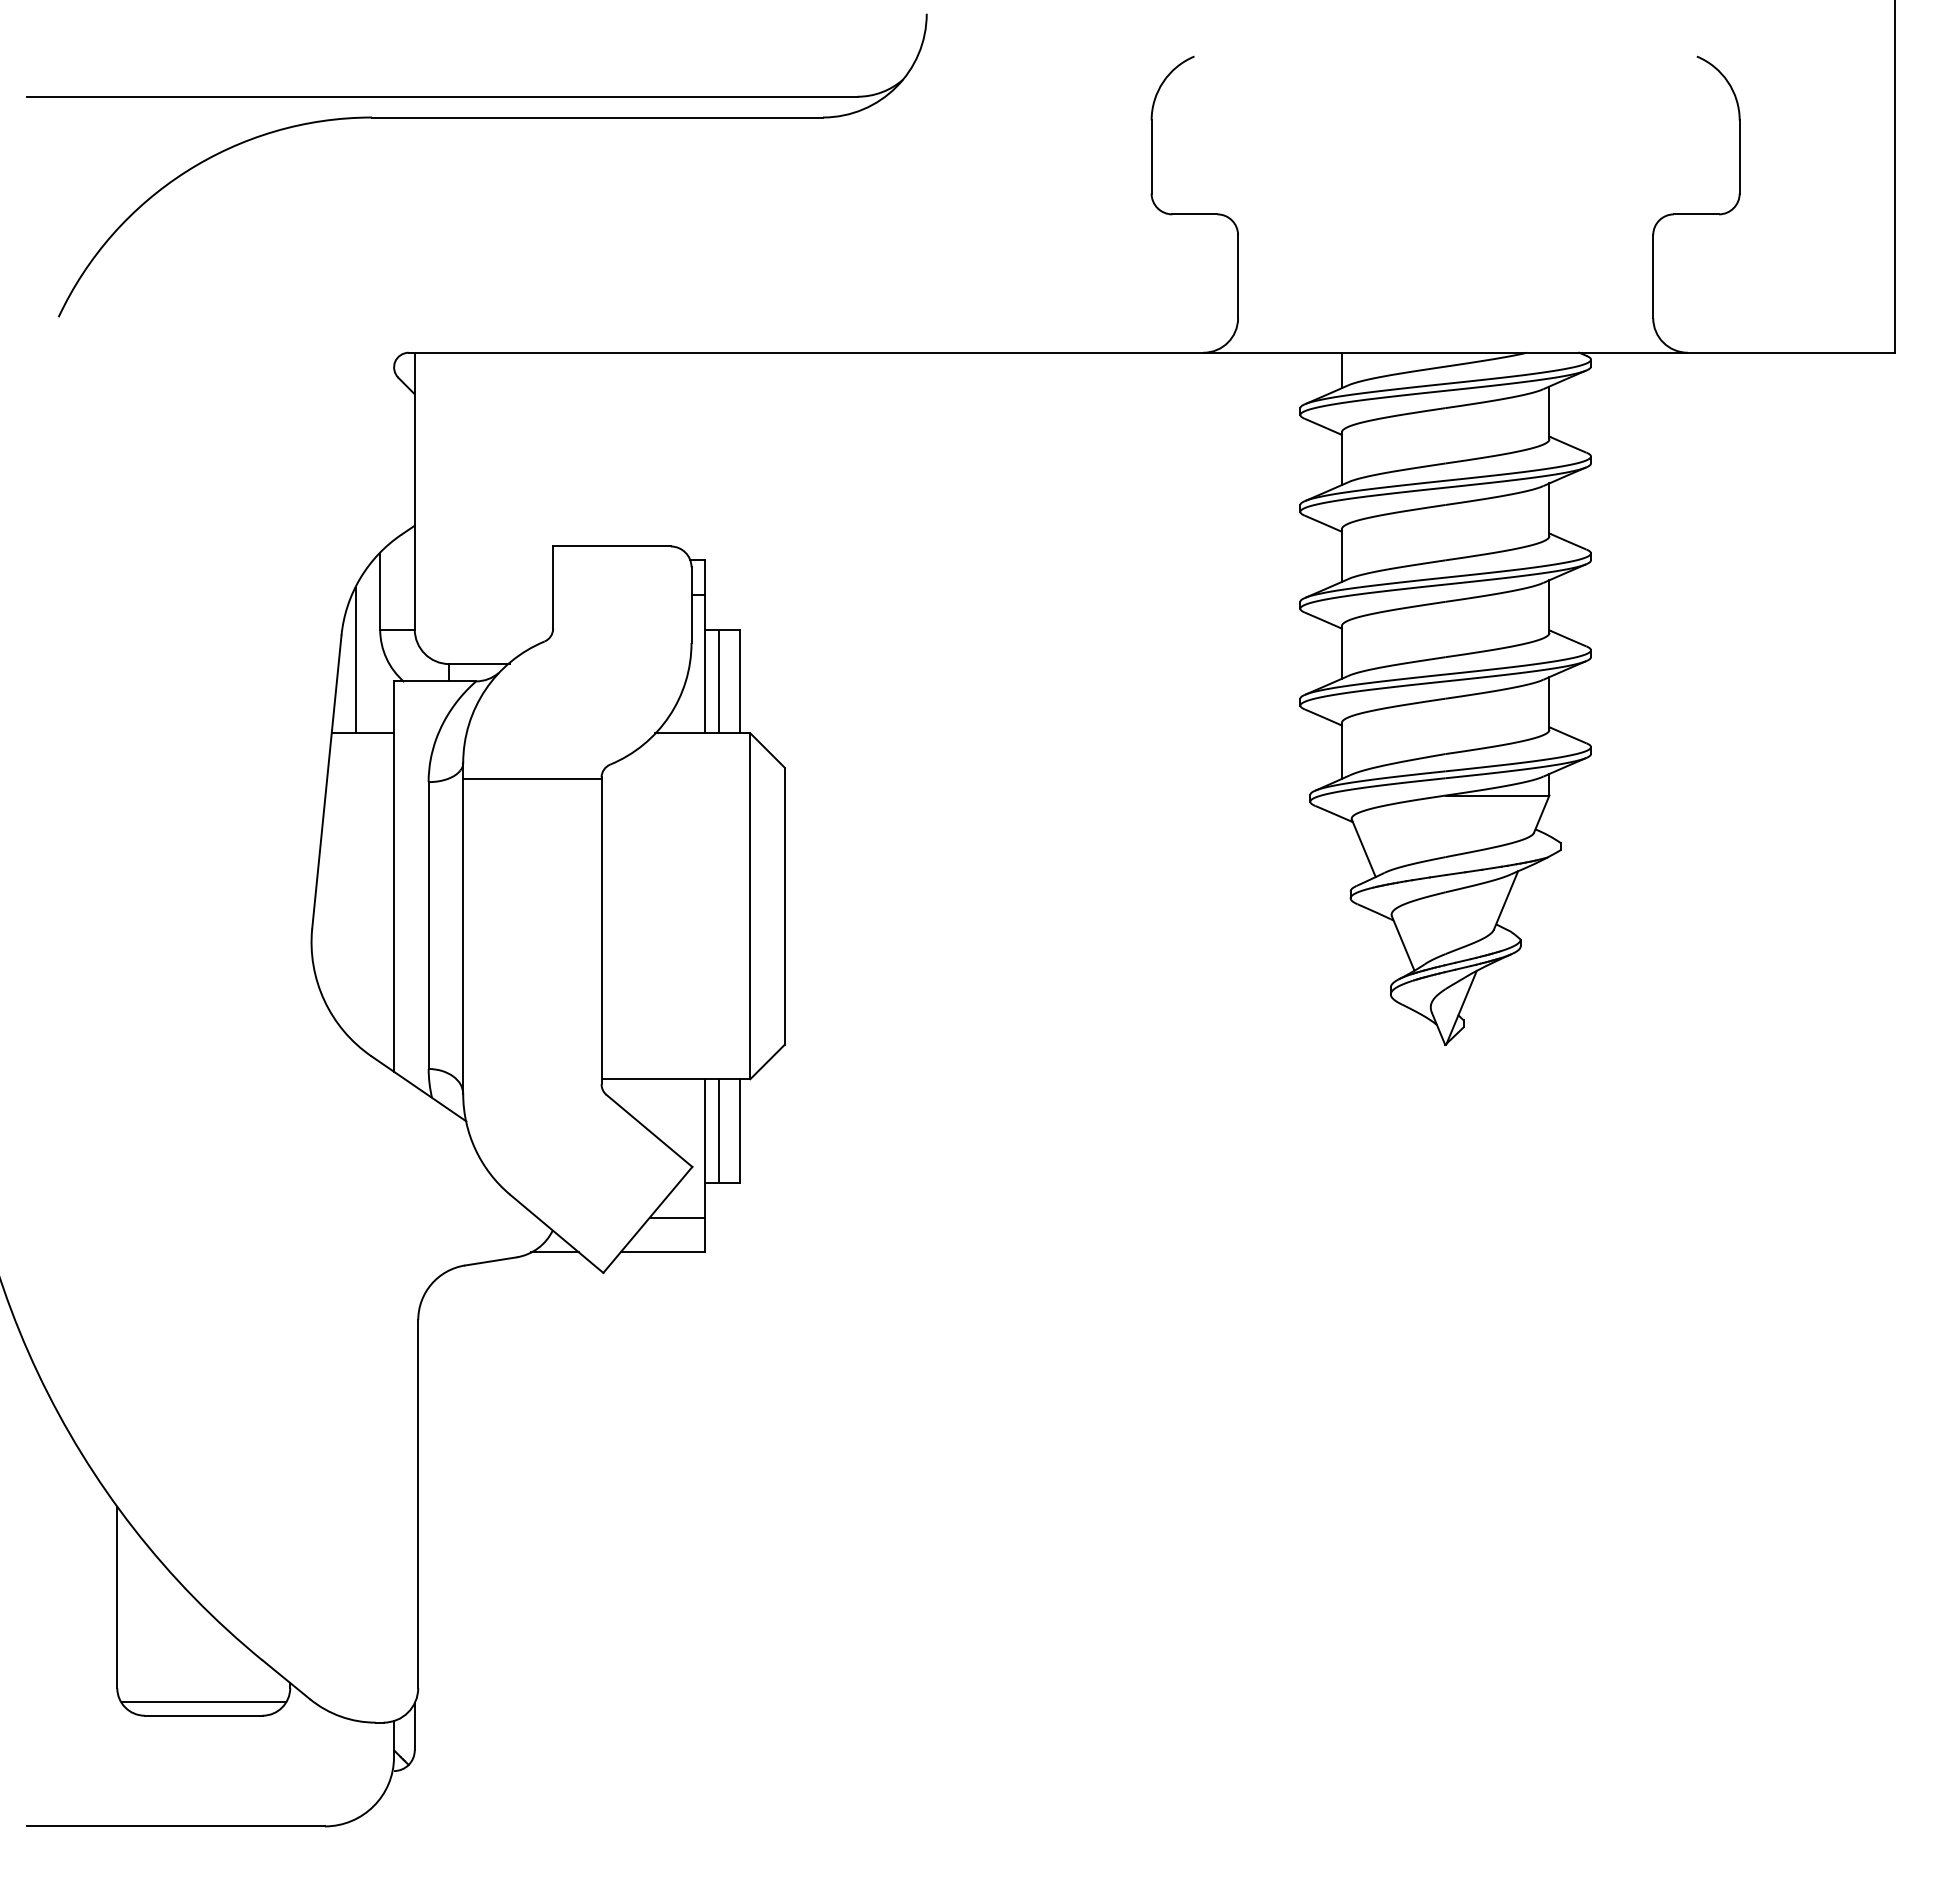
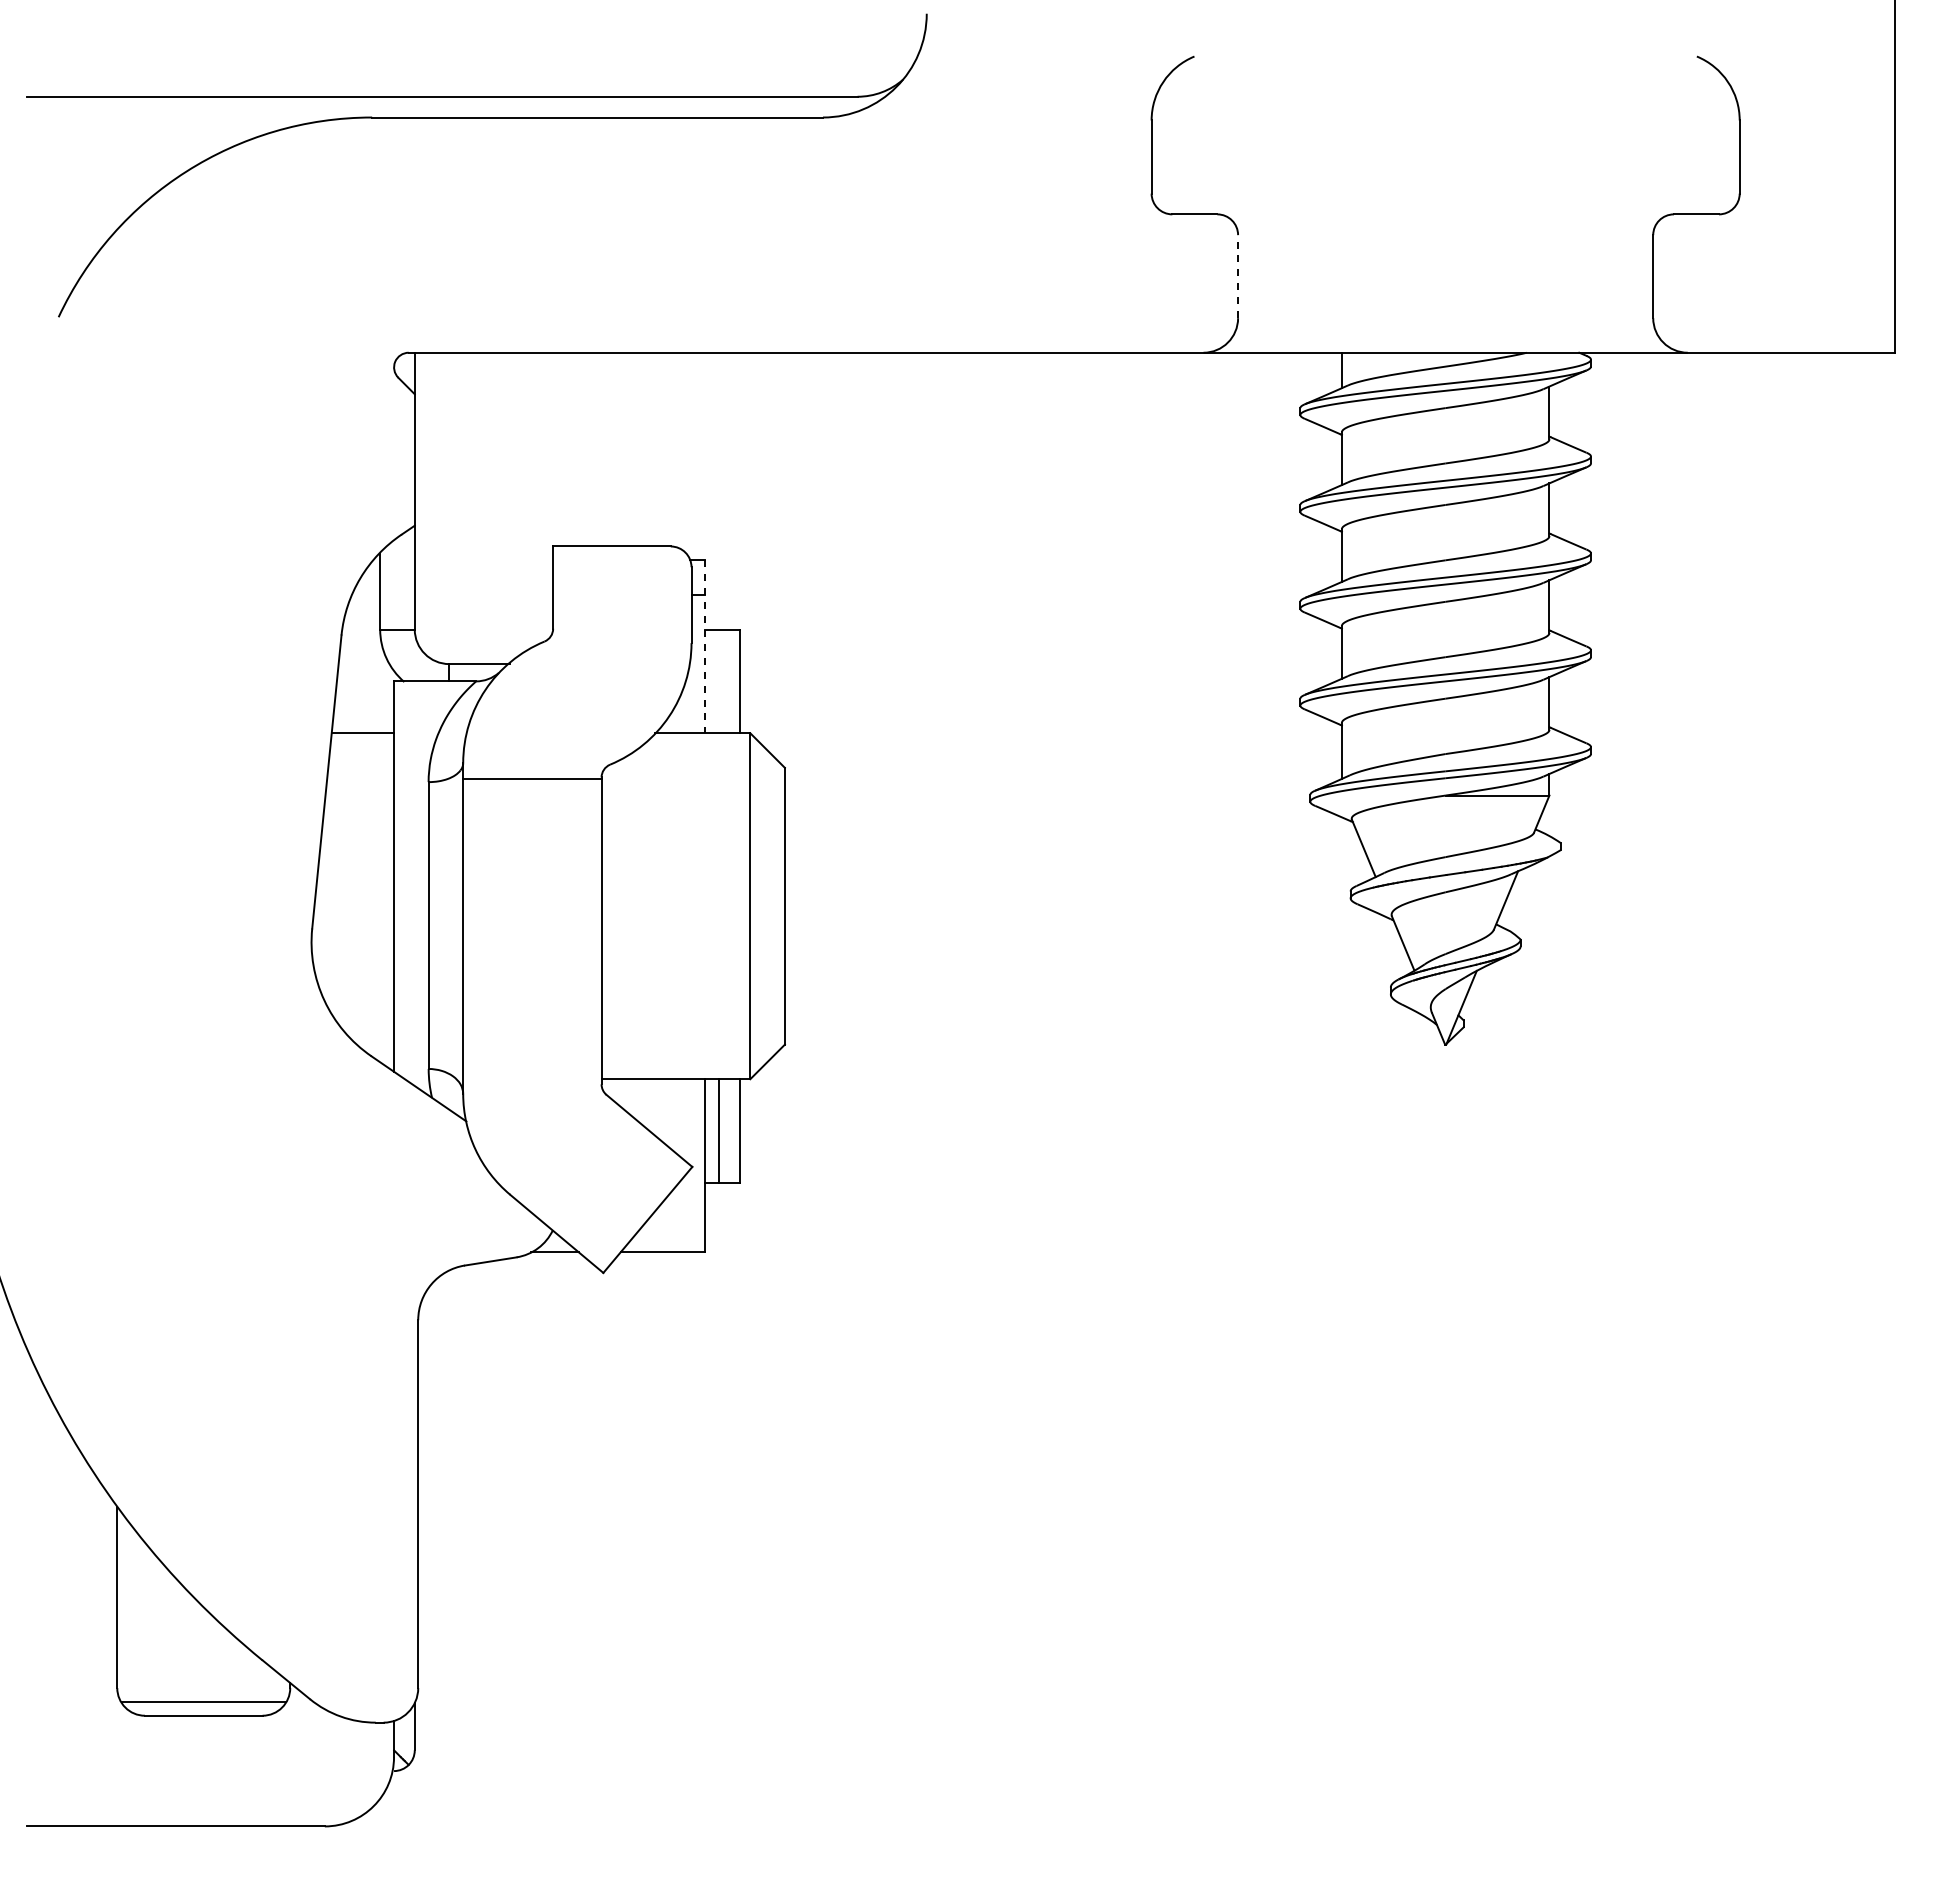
line: solid -> dashed (1238, 276)
line: solid -> dashed (705, 647)
line: present -> none (356, 660)
line: present -> none (719, 681)
line: present -> none (677, 1217)
